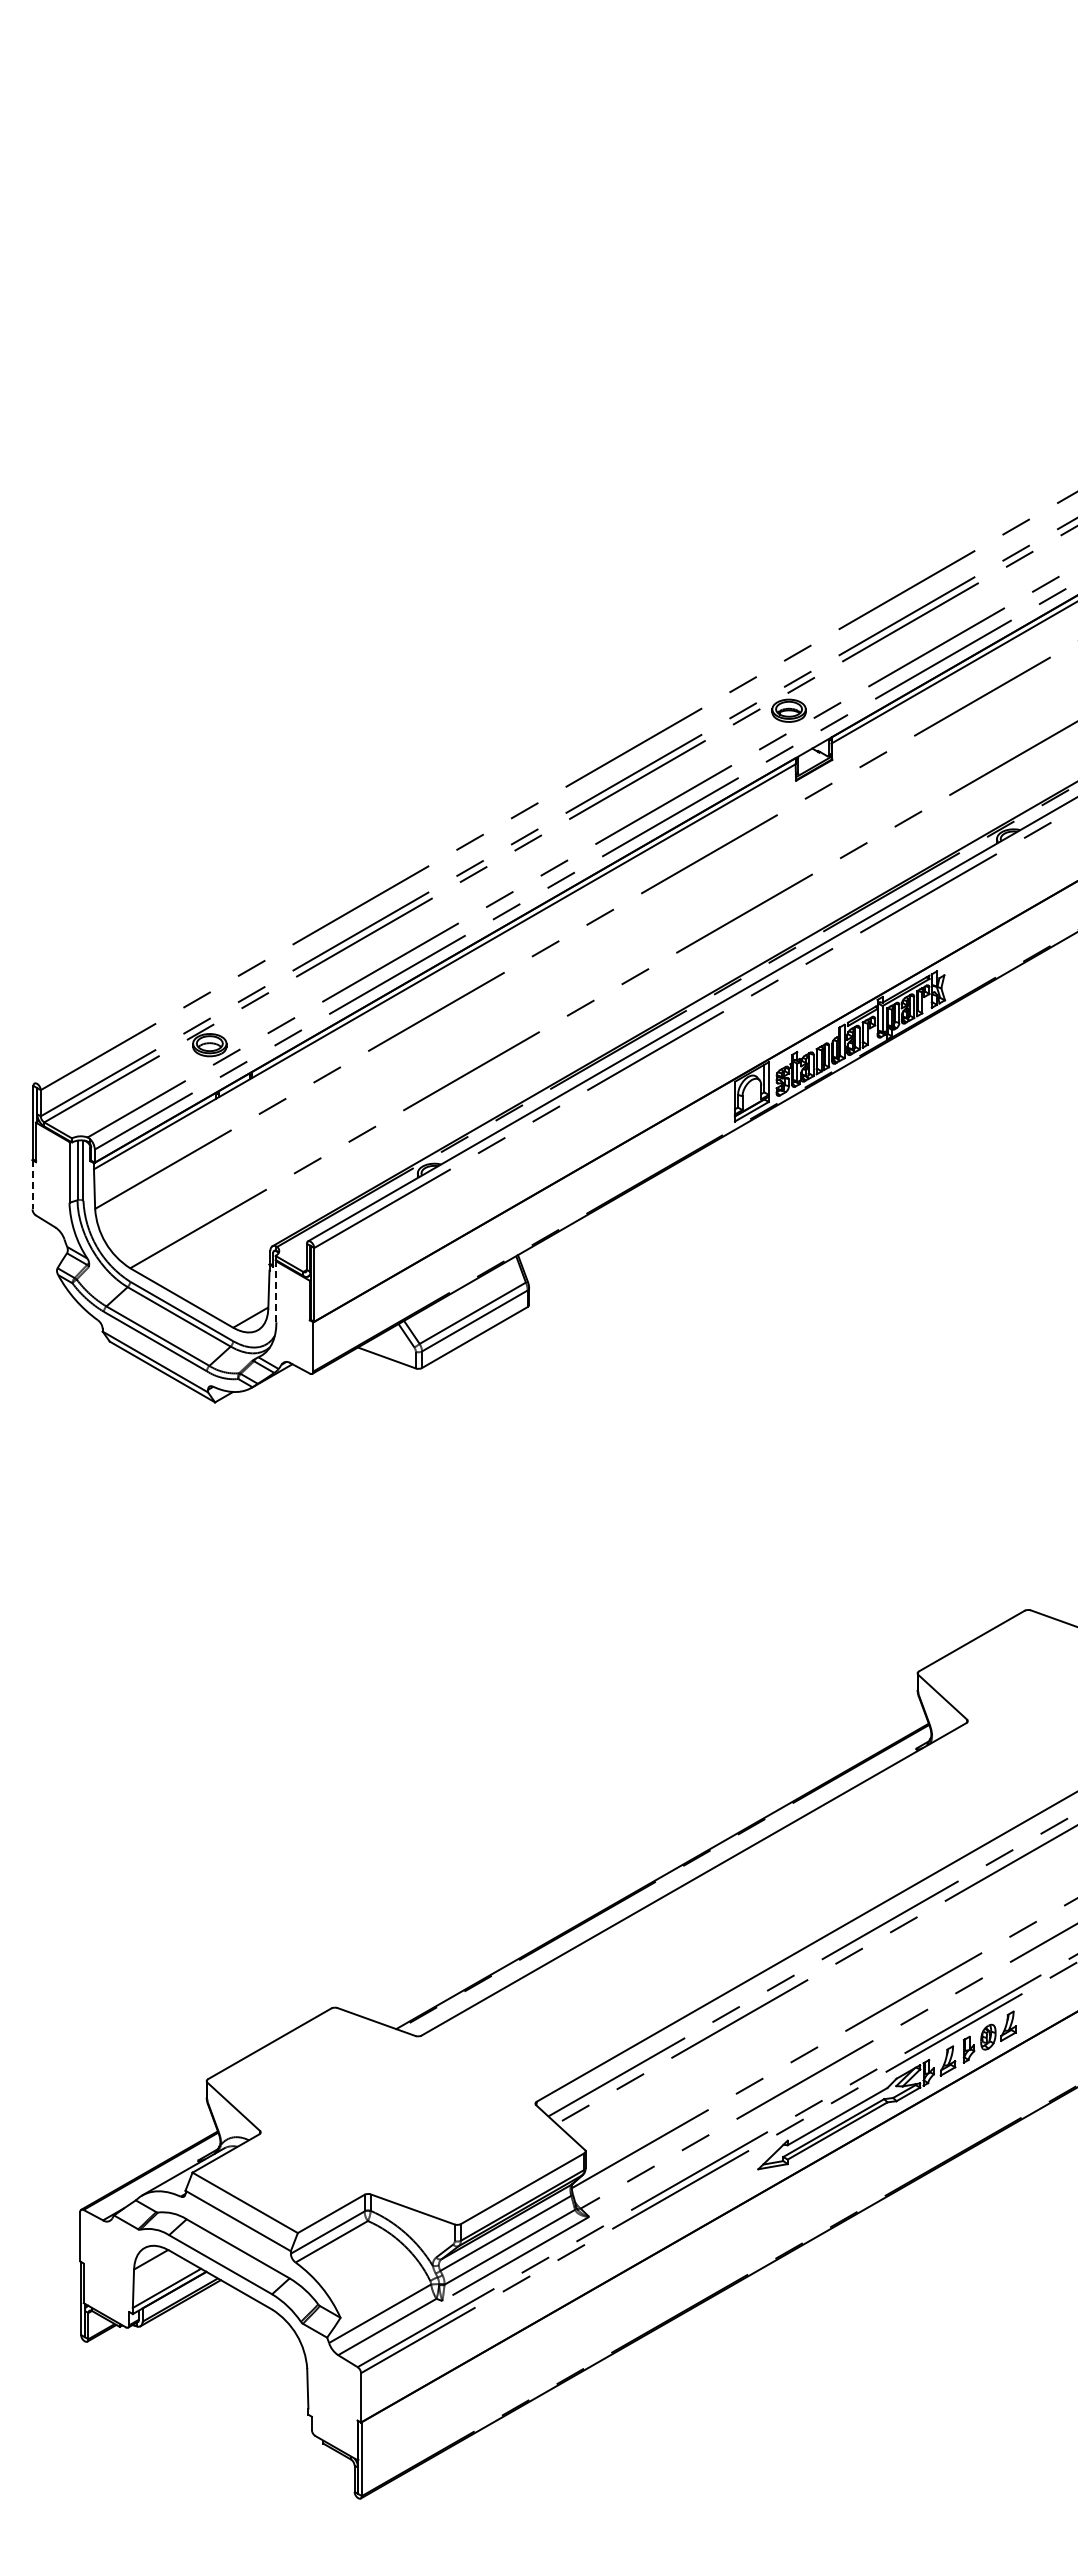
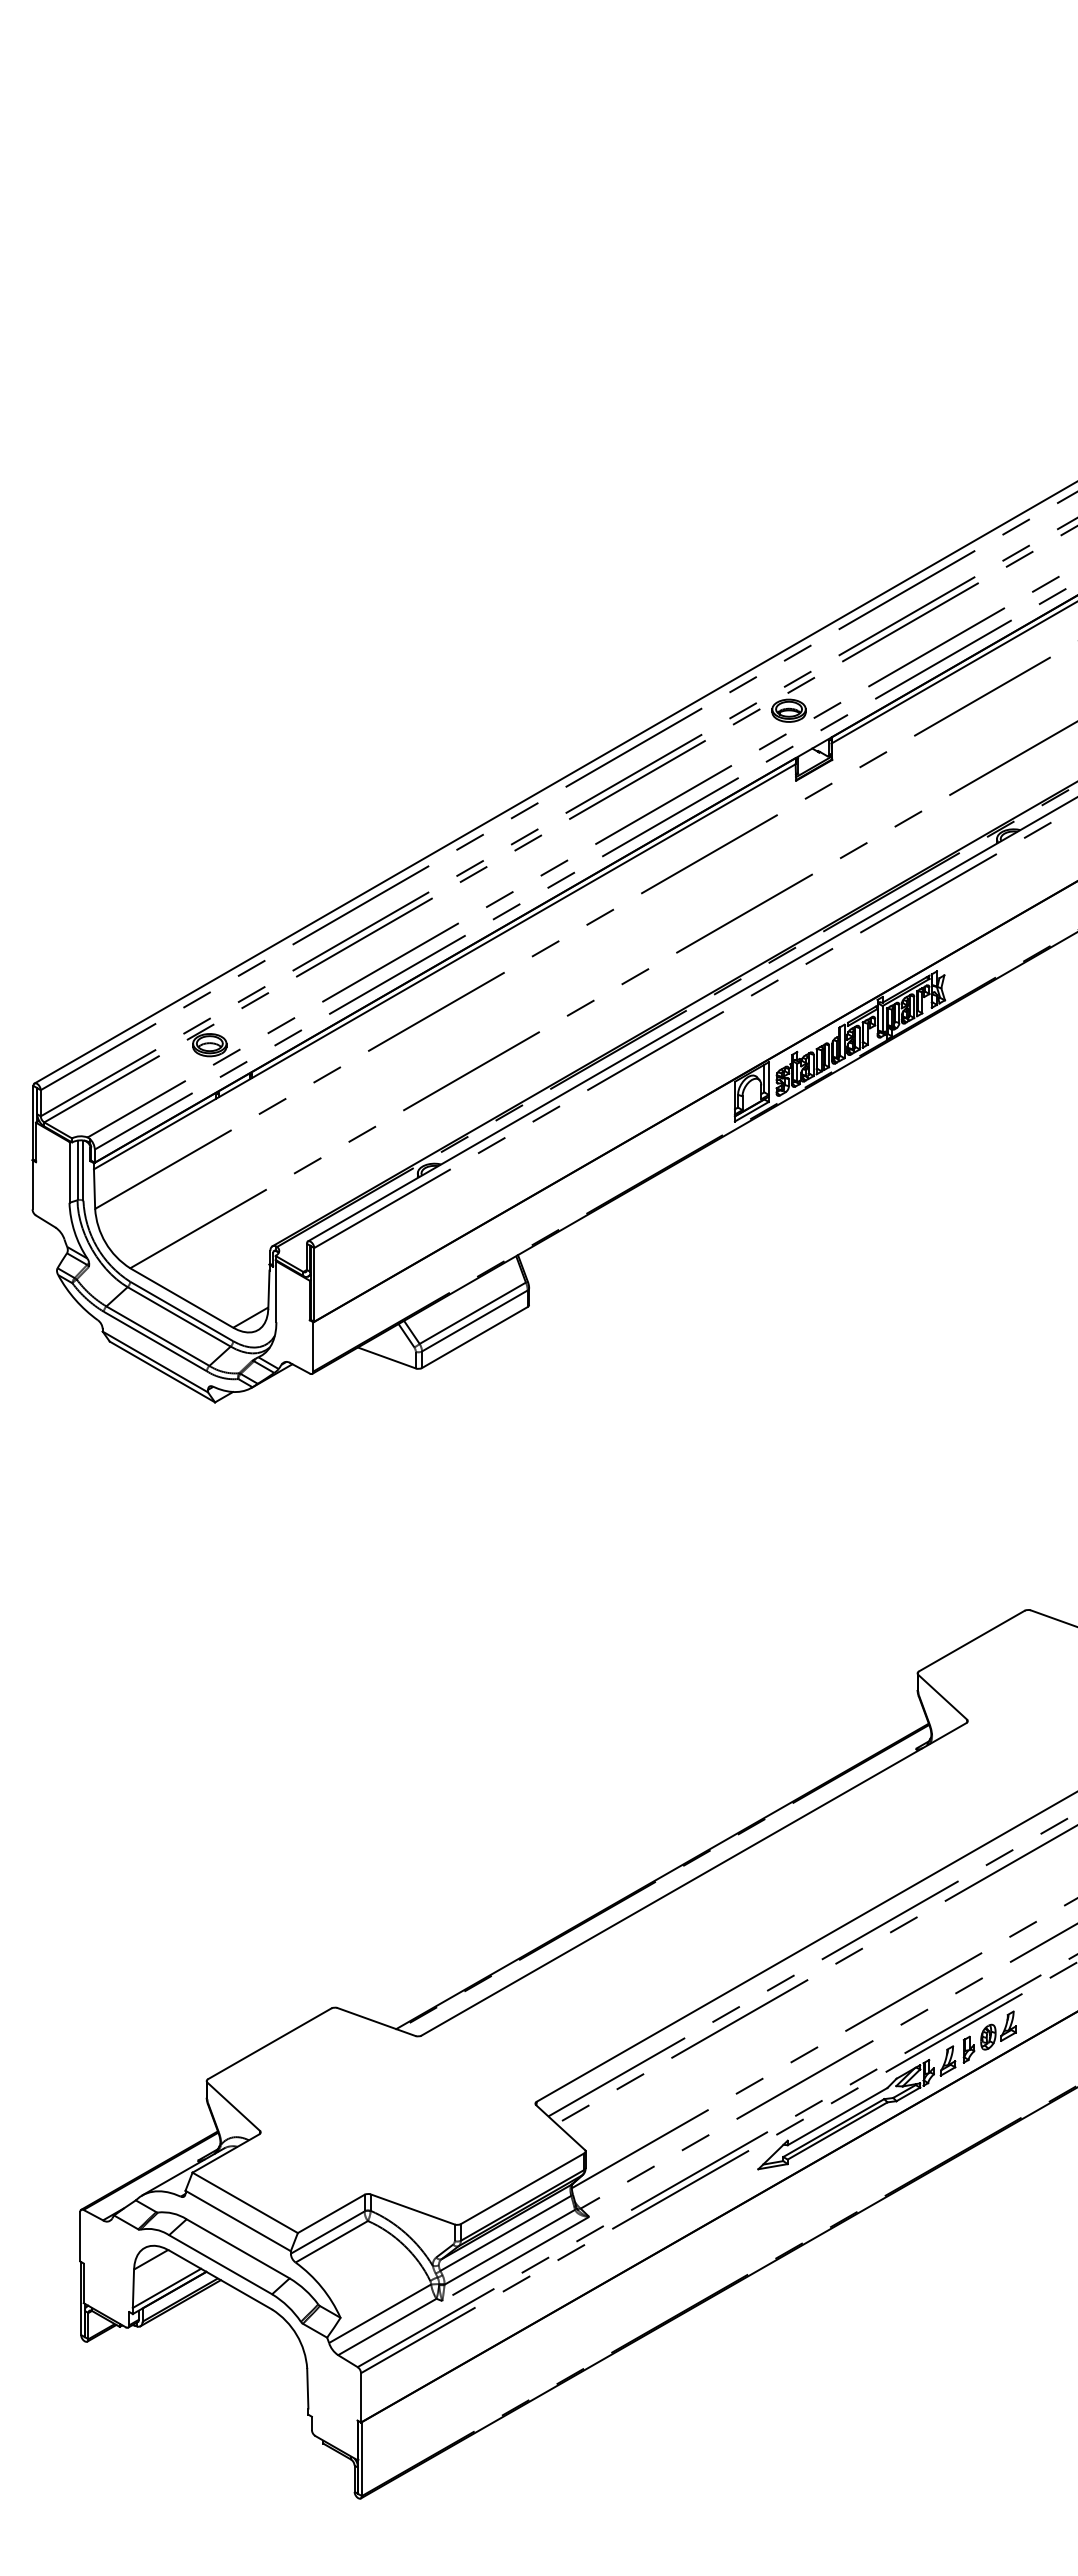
line: none -> present (554, 783)
line: dashed -> solid (32, 1184)
line: dashed -> solid (276, 1291)
